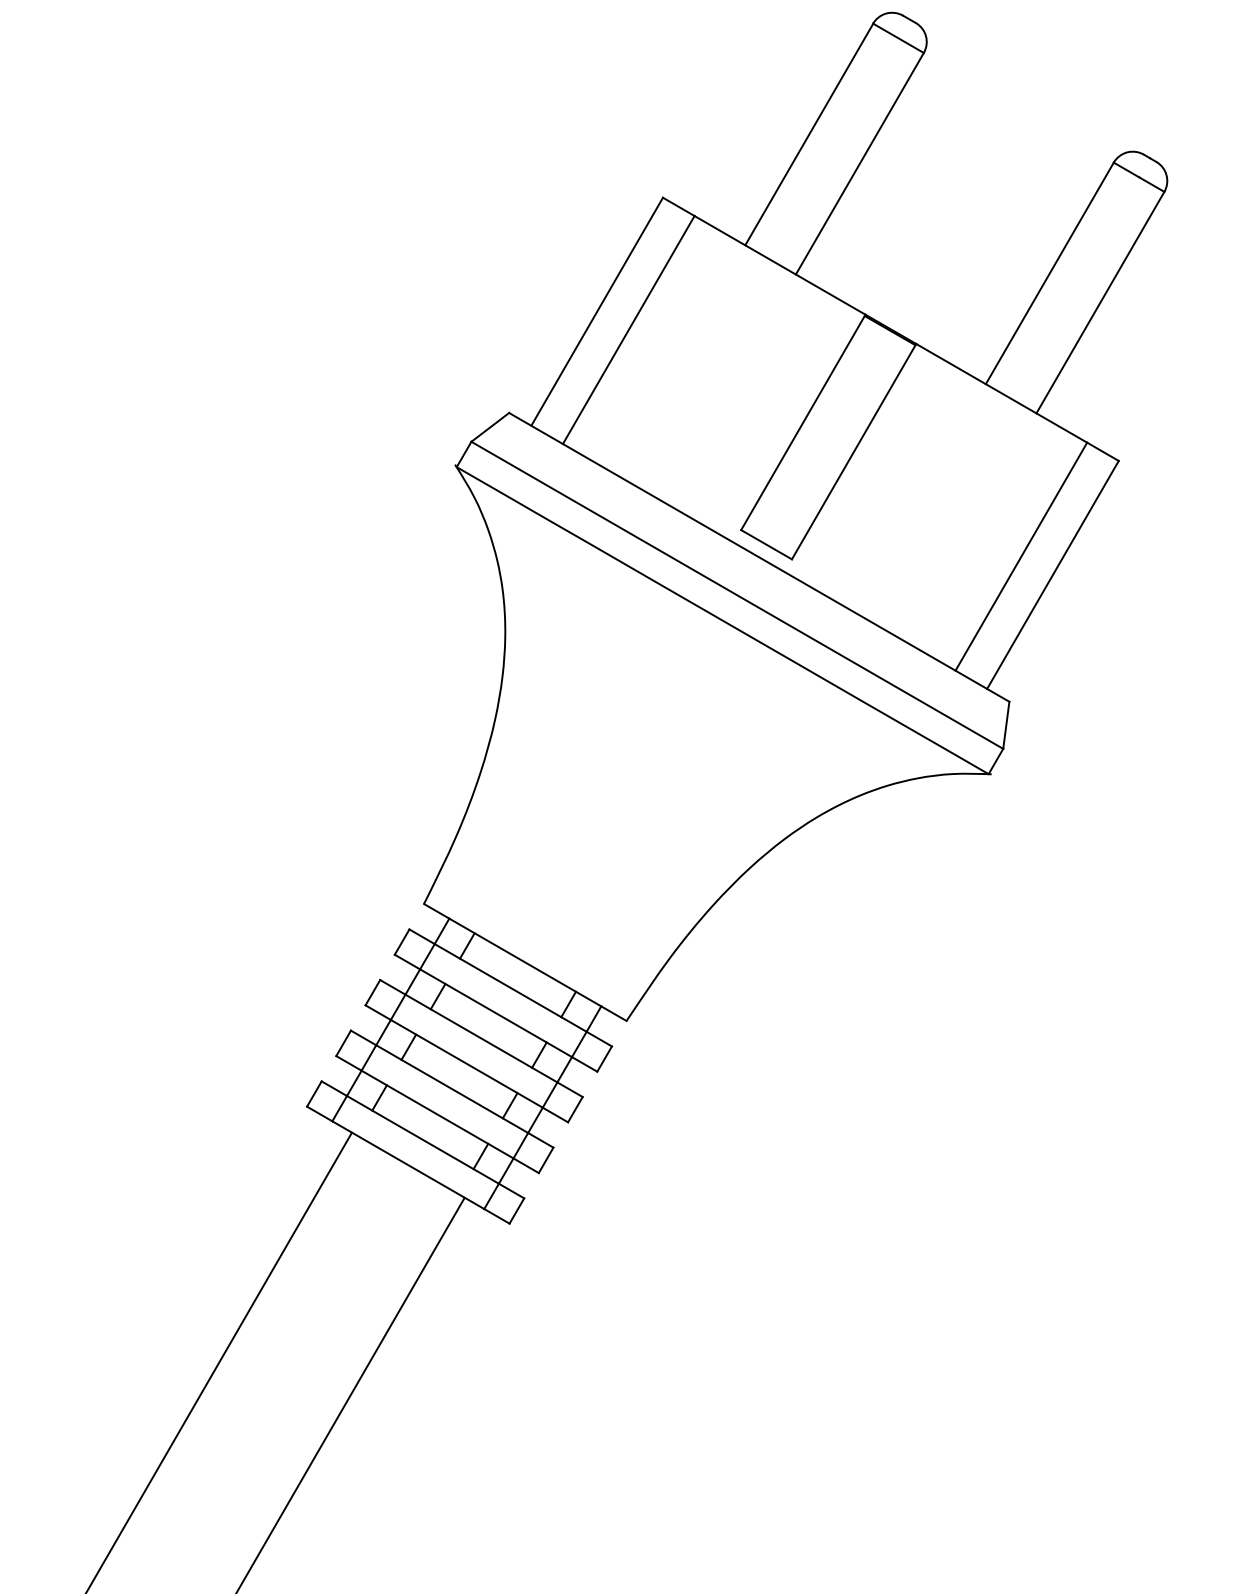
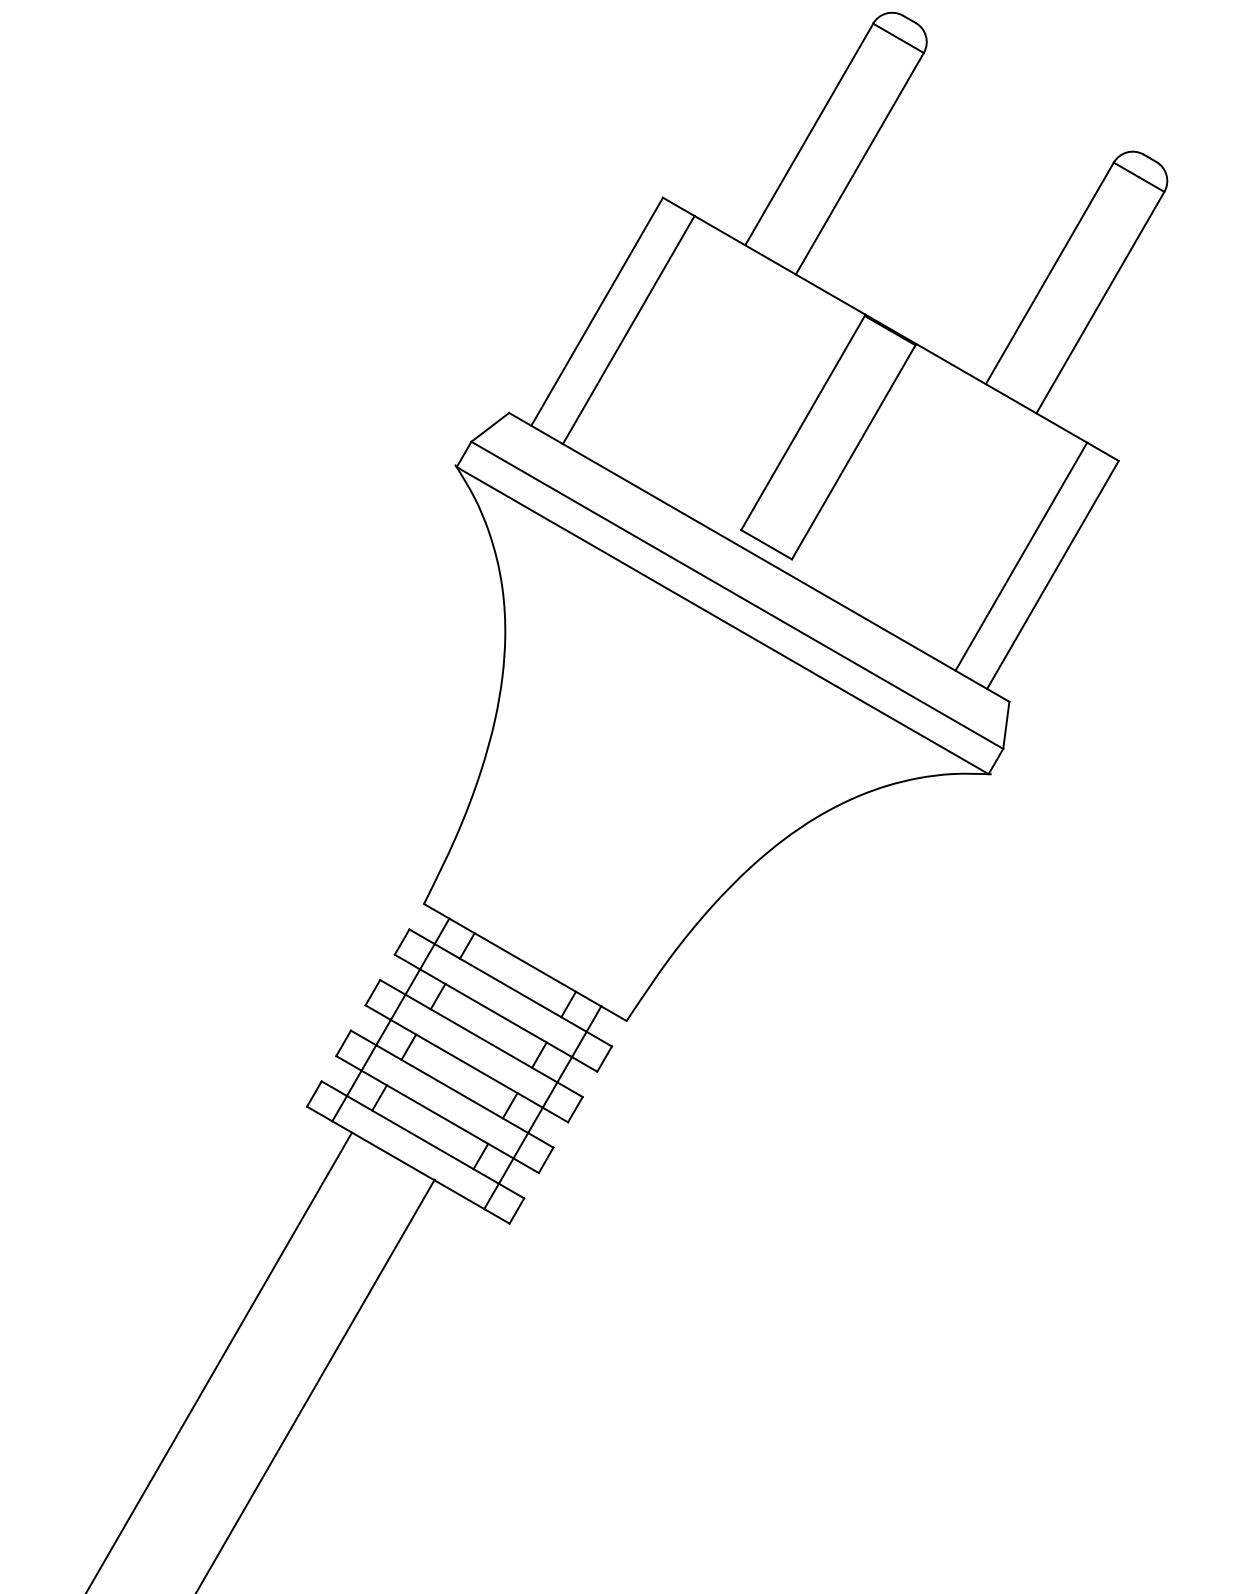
line position: (351, 1393) -> (315, 1384) (315, 1384)
